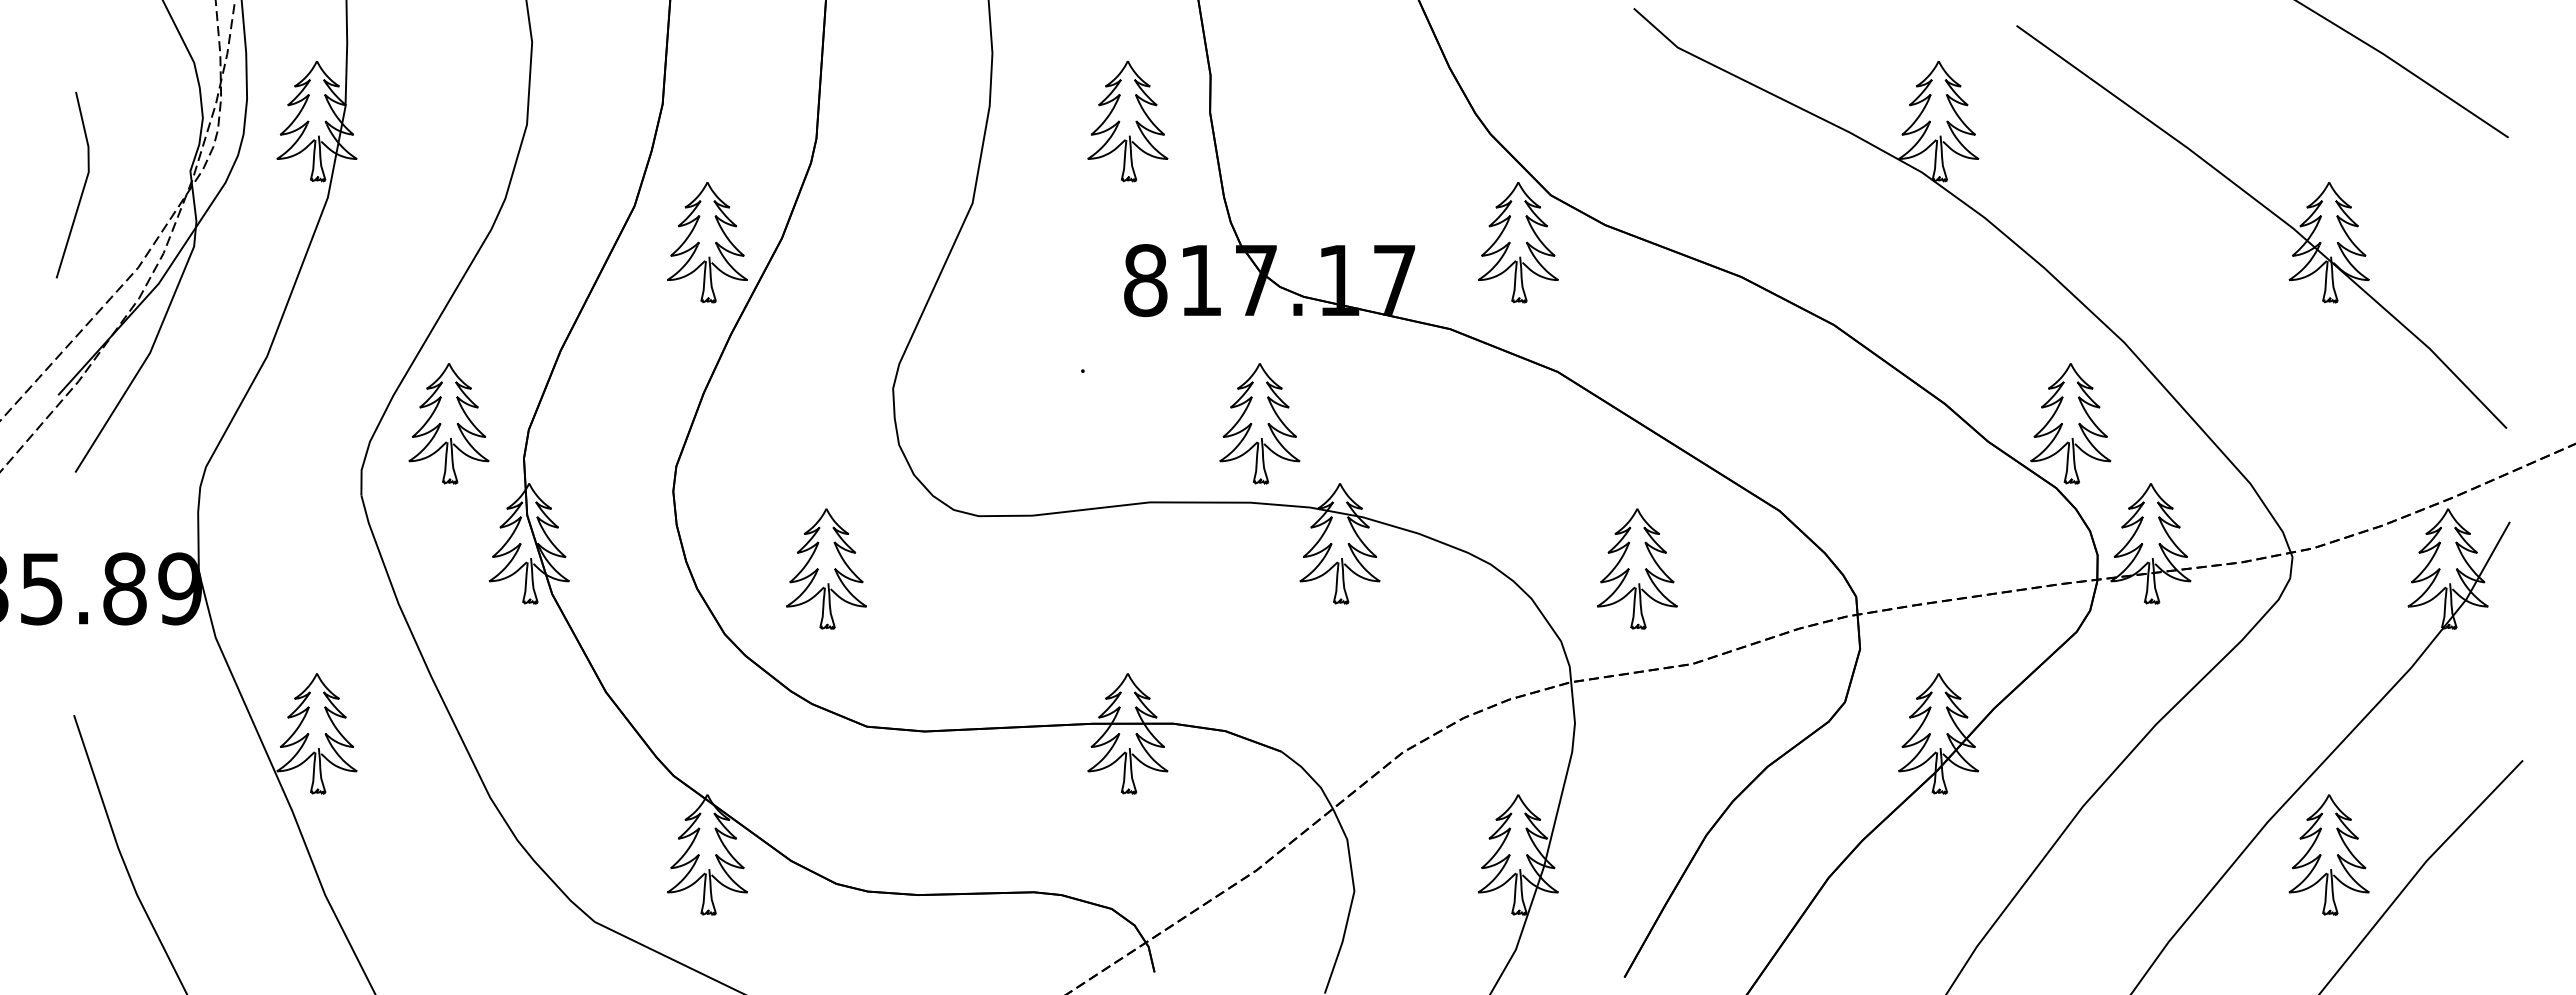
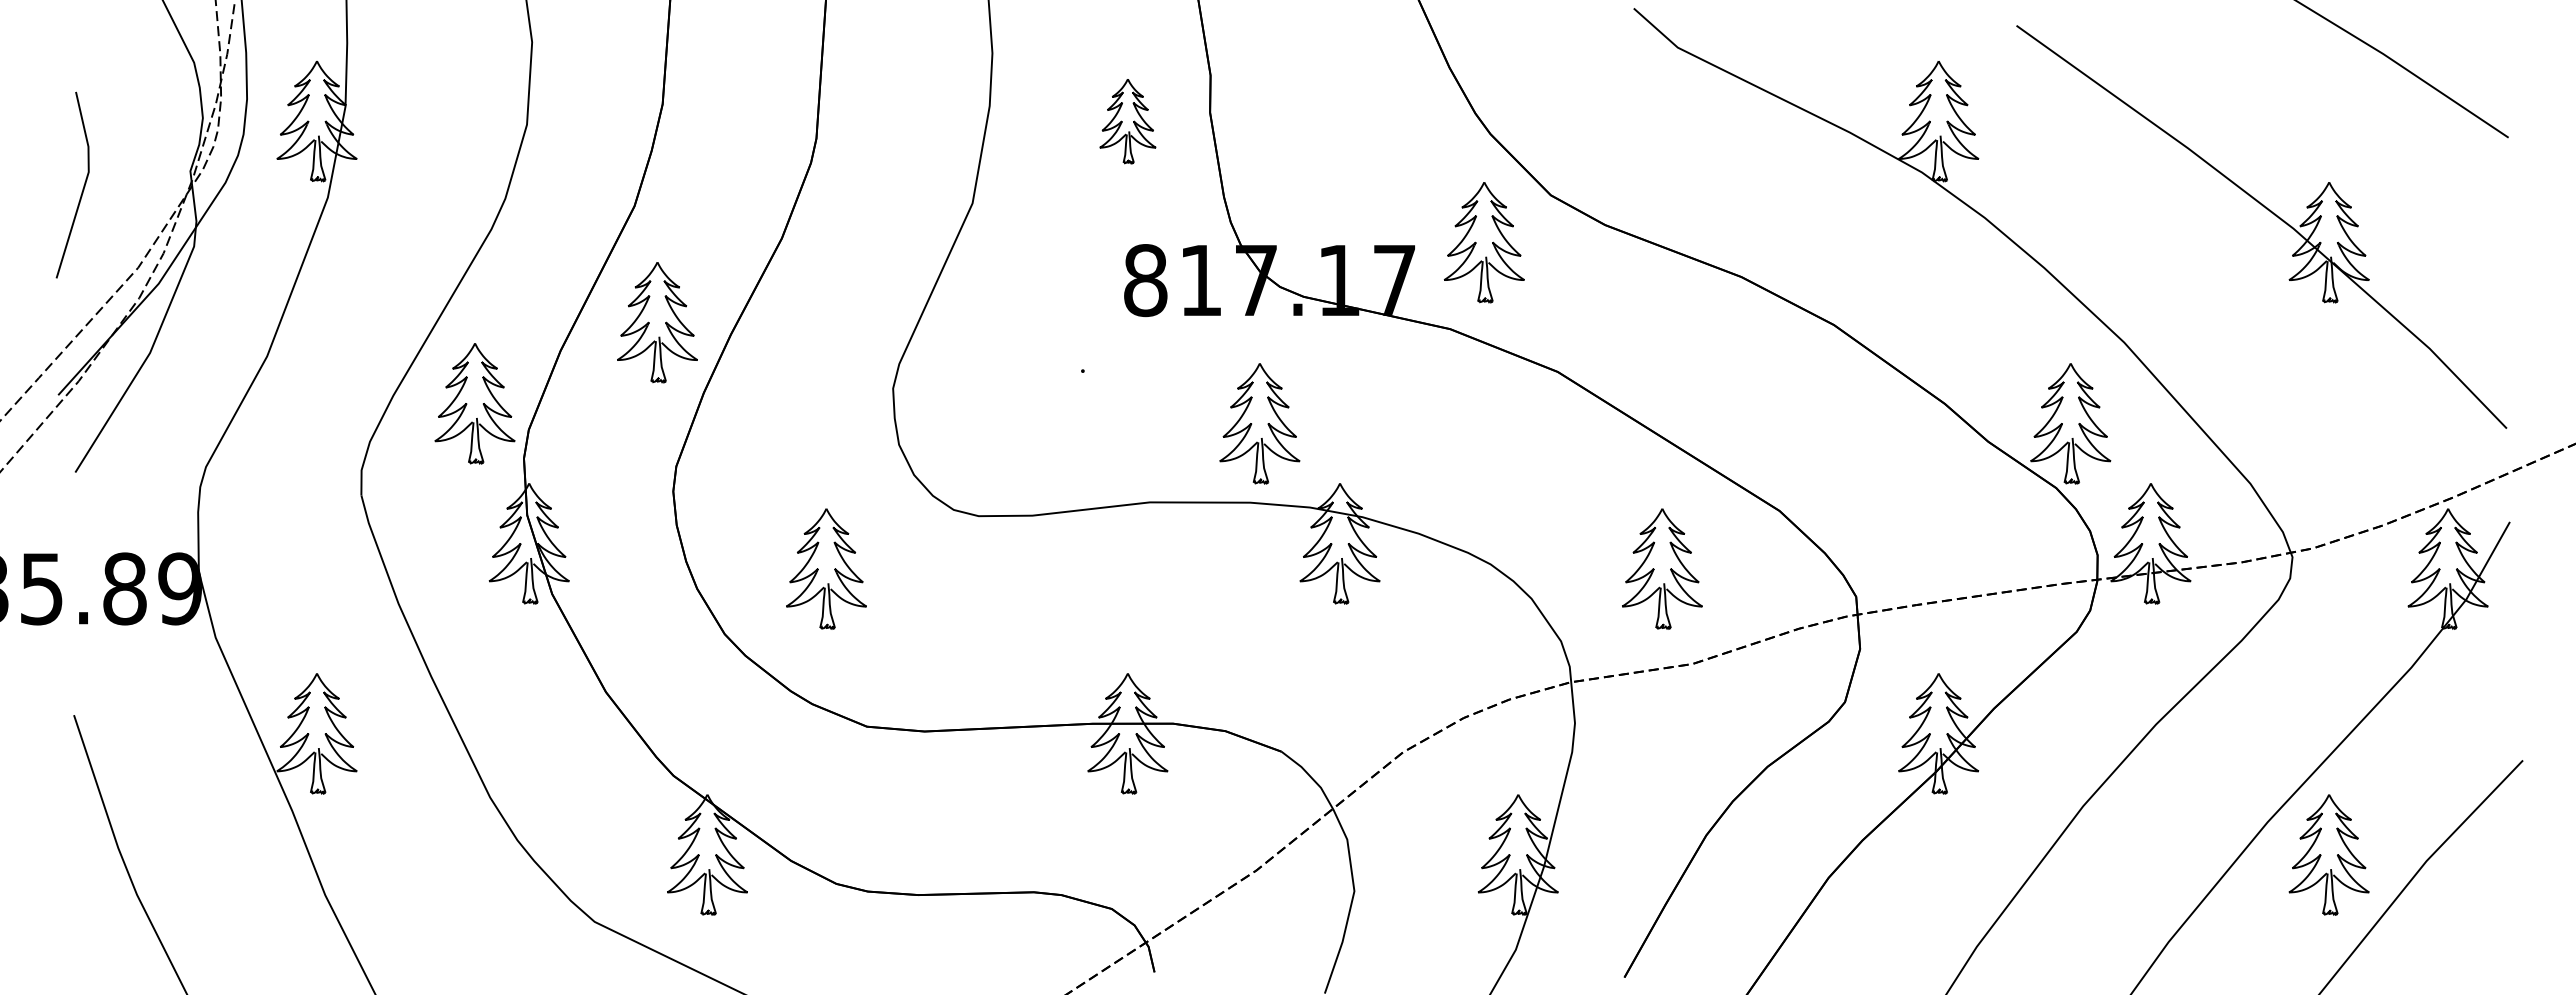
part size: 82x123 px -> 58x86 px (1127, 121)
part position: (707, 242) -> (657, 322) (657, 322)
part position: (1517, 242) -> (1483, 242) (1483, 242)
part position: (448, 423) -> (474, 403) (474, 403)
part position: (1637, 568) -> (1662, 568) (1662, 568)
